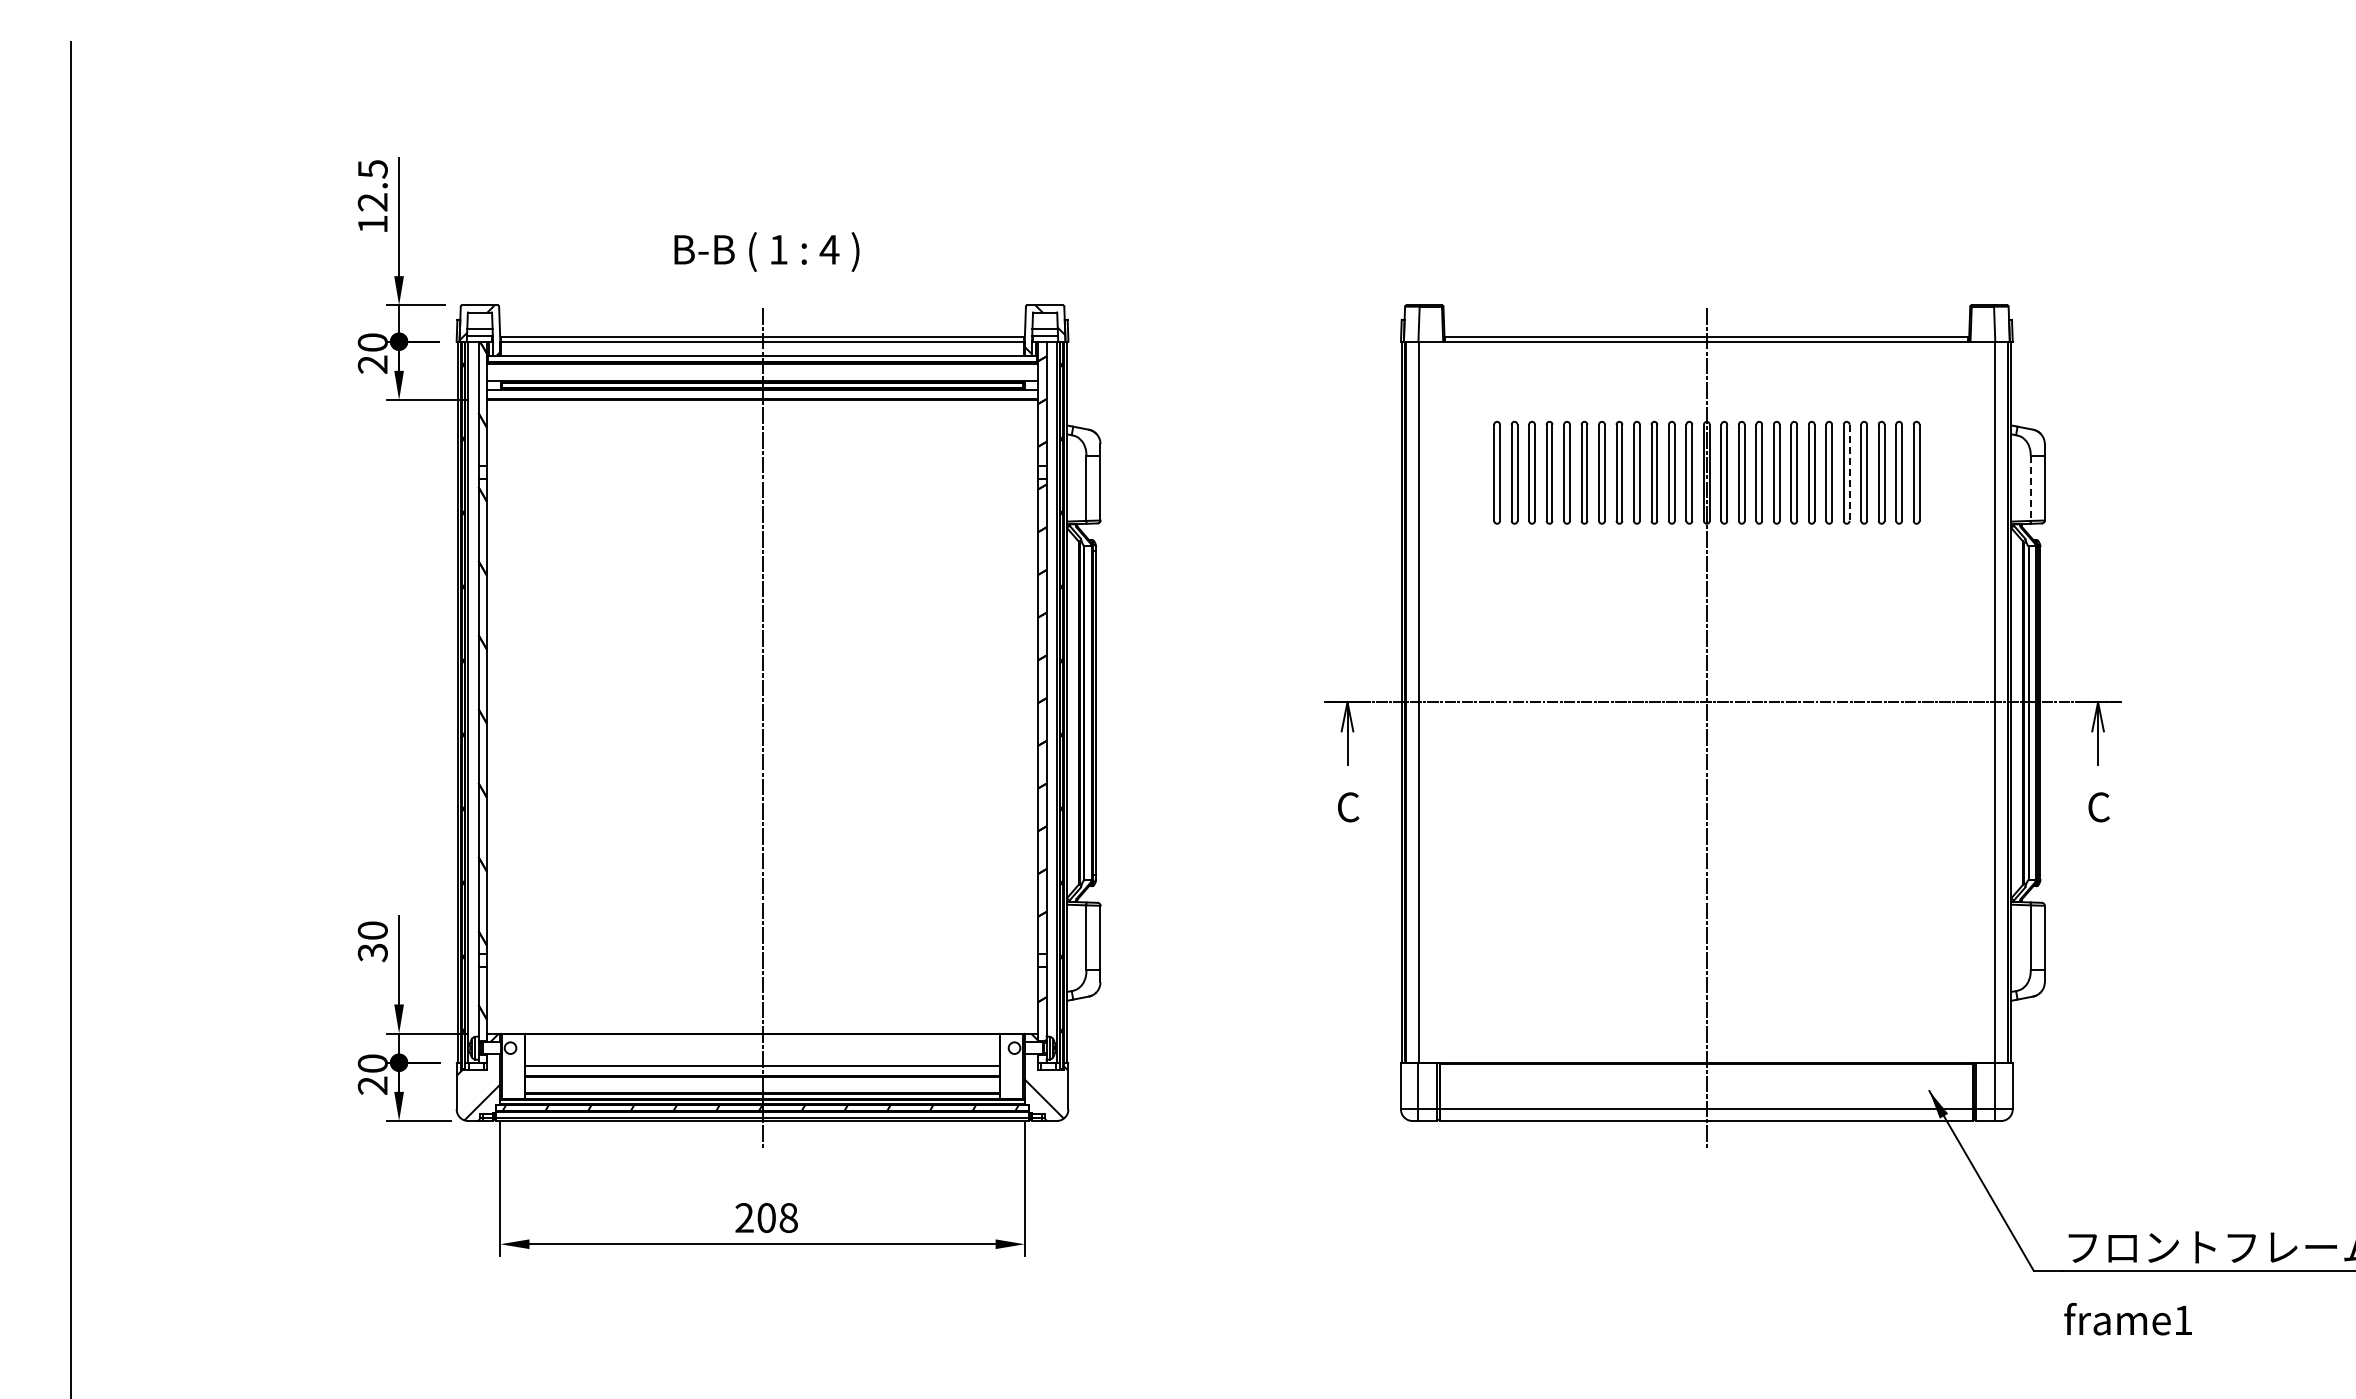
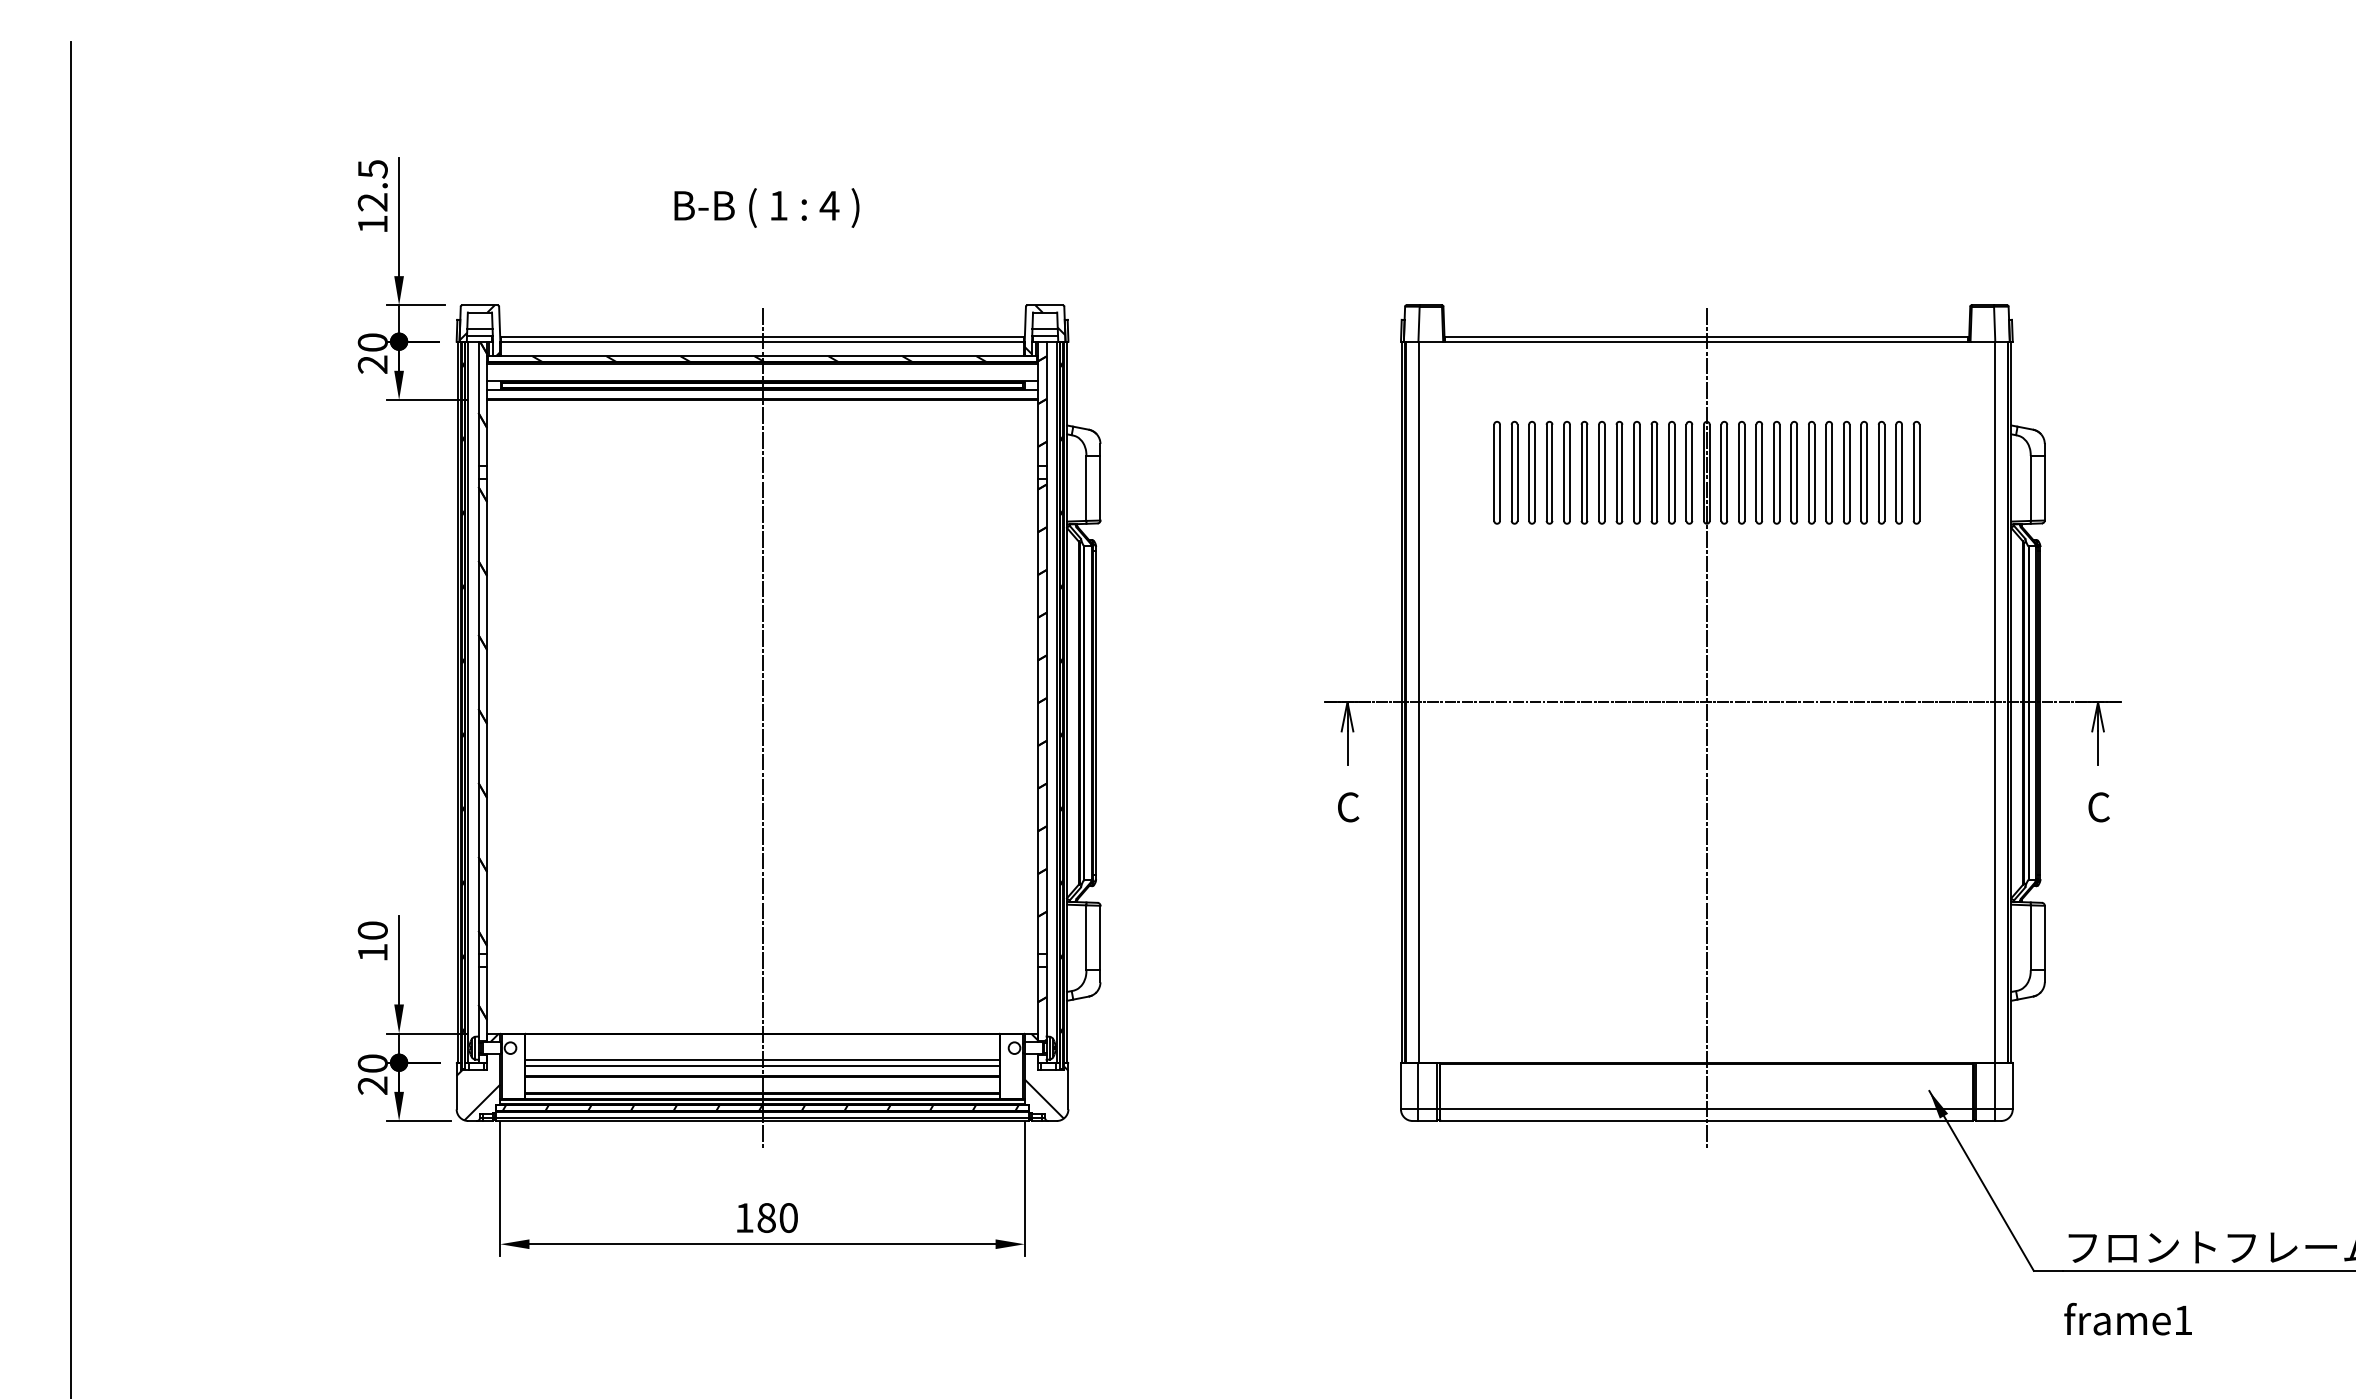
text position: (766, 251) -> (766, 207) (766, 207)
hatch: none -> present (759, 359)
line: dashed -> solid (1849, 473)
line: dashed -> solid (2030, 488)
text: 30 -> 10 (372, 952)
line: none -> present (762, 1059)
text: 208 -> 180 (766, 1217)
